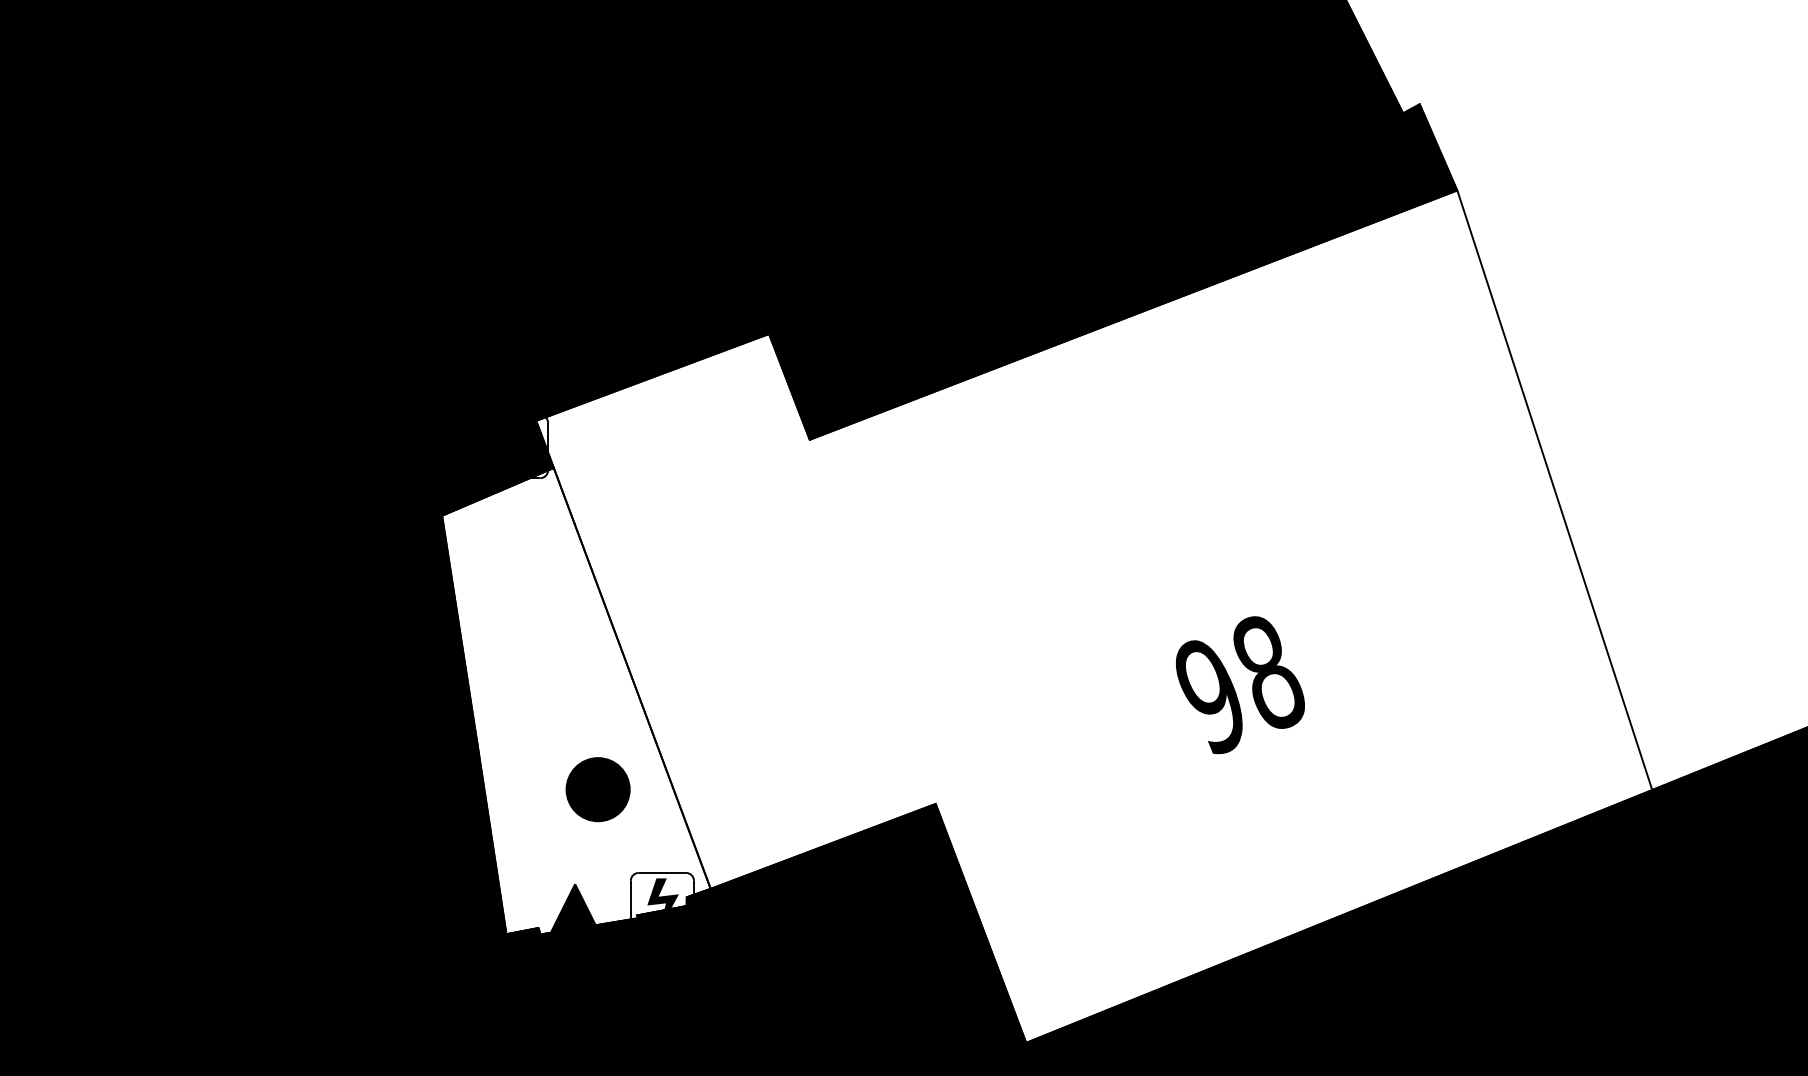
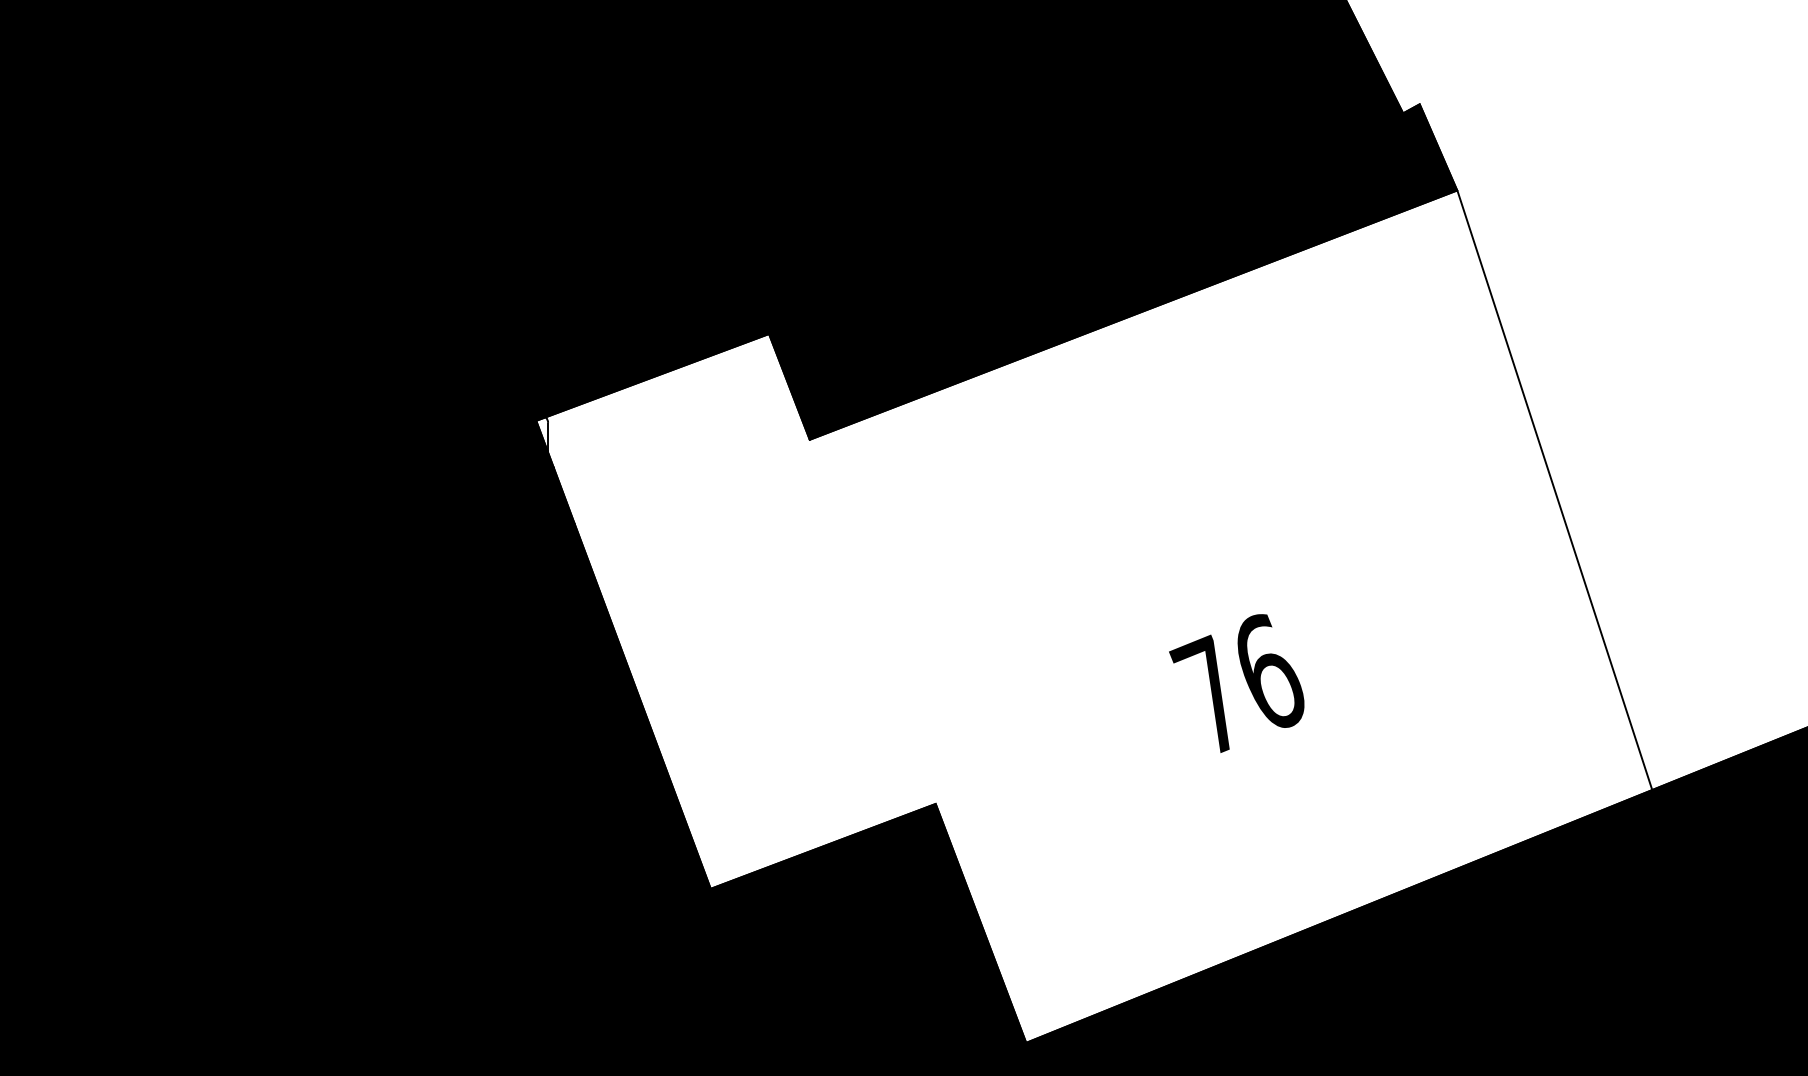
text: 98 -> 76 (1236, 684)
fill: none -> present (576, 700)
